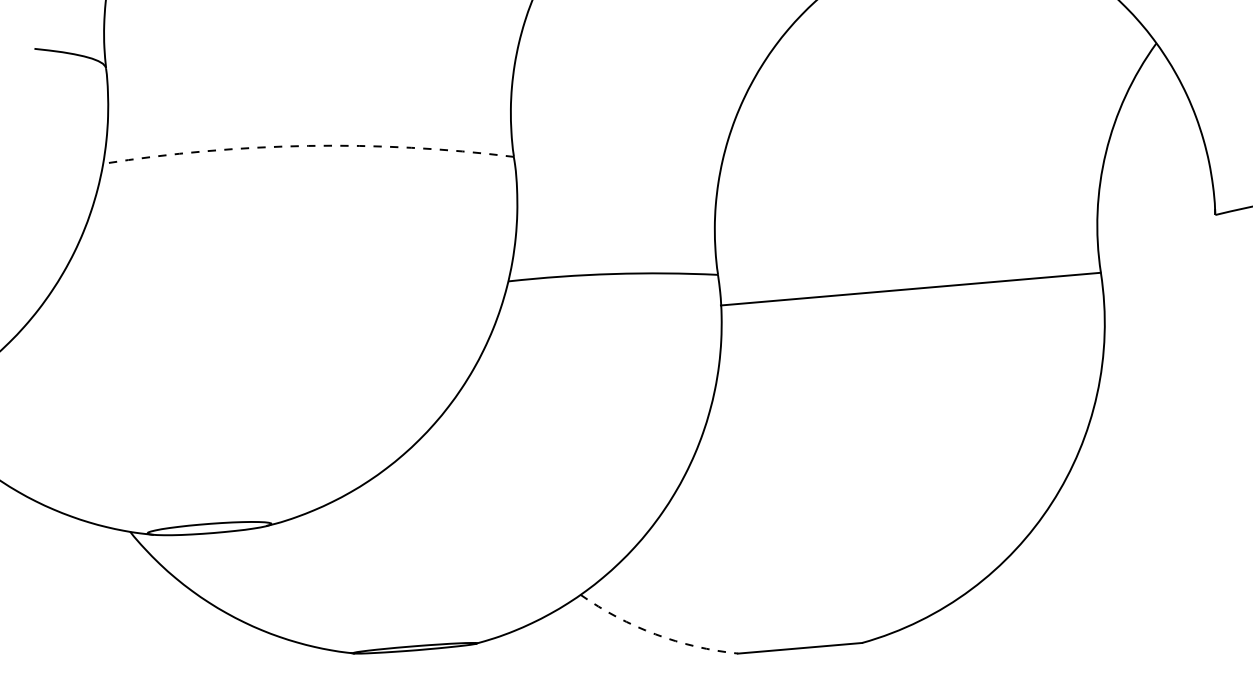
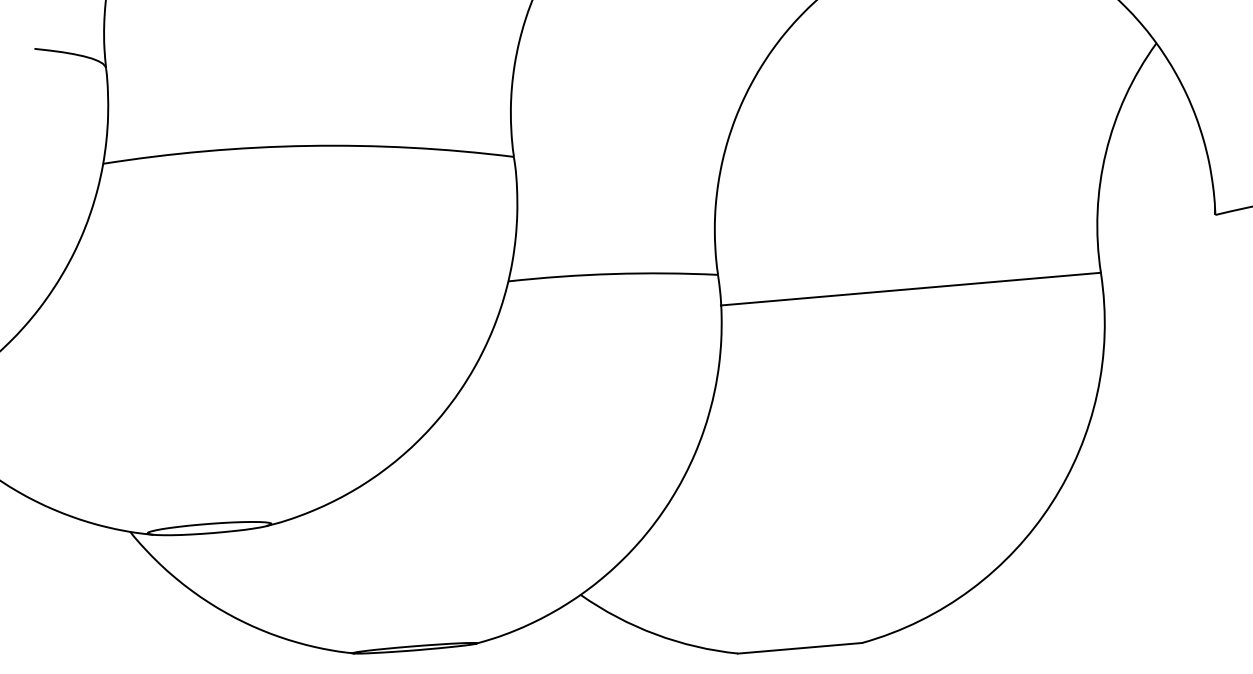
arc: dashed -> solid (308, 145)
arc: dashed -> solid (655, 634)
